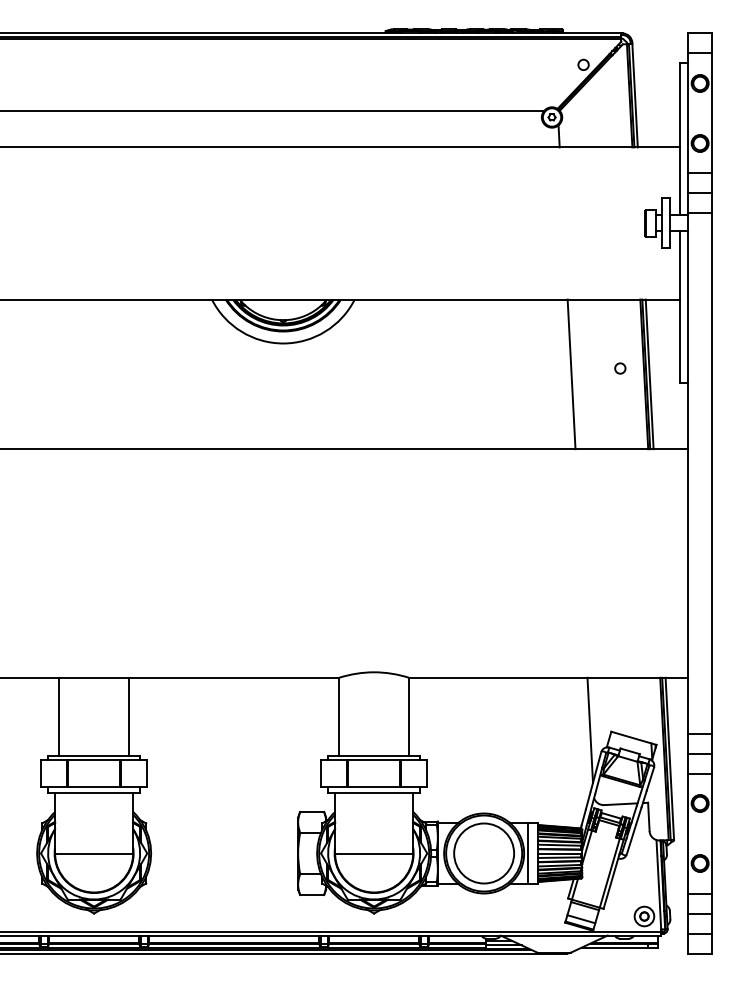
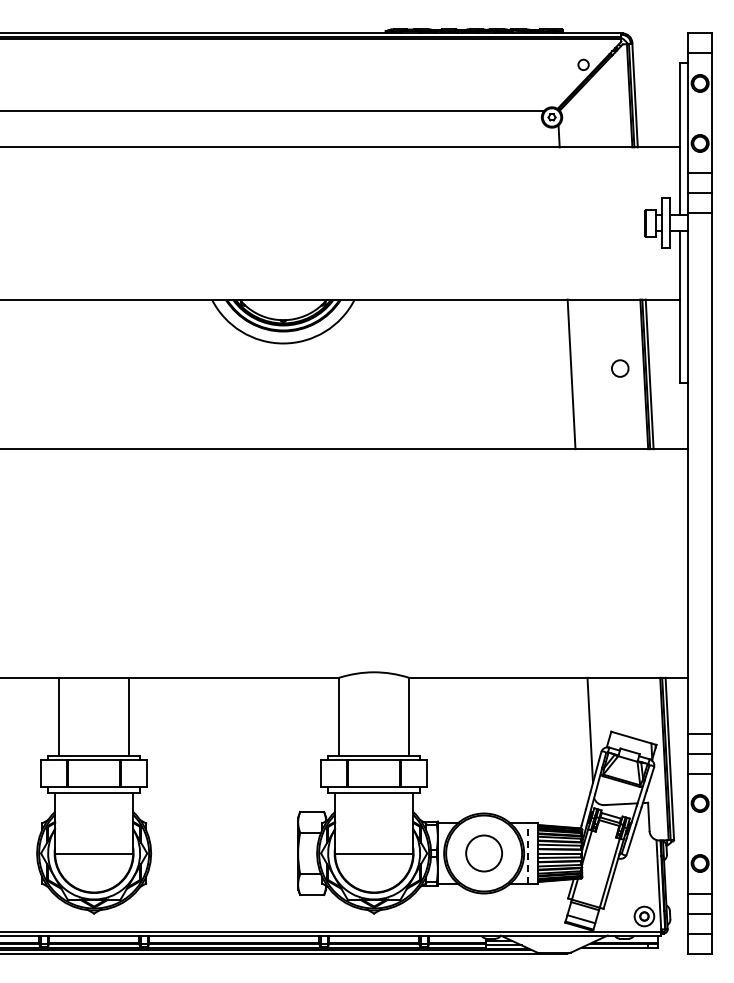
circle size: 13x13 px -> 19x19 px (620, 368)
circle diameter: 60 px -> 36 px (484, 853)
line: solid -> dashed (528, 853)
